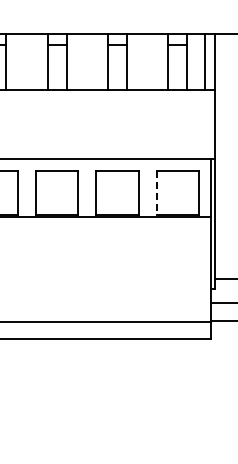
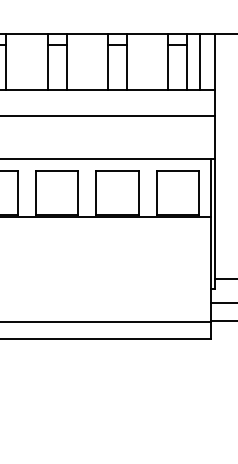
line position: (205, 62) -> (200, 62) (200, 62)
line: none -> present (108, 115)
line: dashed -> solid (156, 193)
